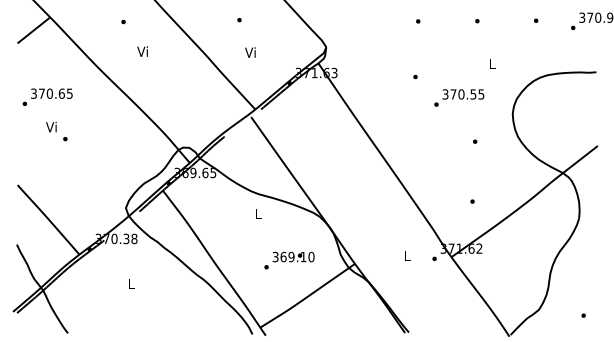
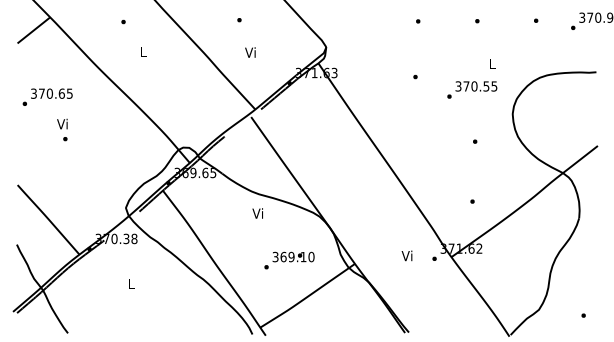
text: Vi -> L (142, 51)
text position: (459, 97) -> (472, 89) (472, 89)
text position: (51, 126) -> (62, 123) (62, 123)
text: L -> Vi (257, 213)
text: L -> Vi (406, 255)
